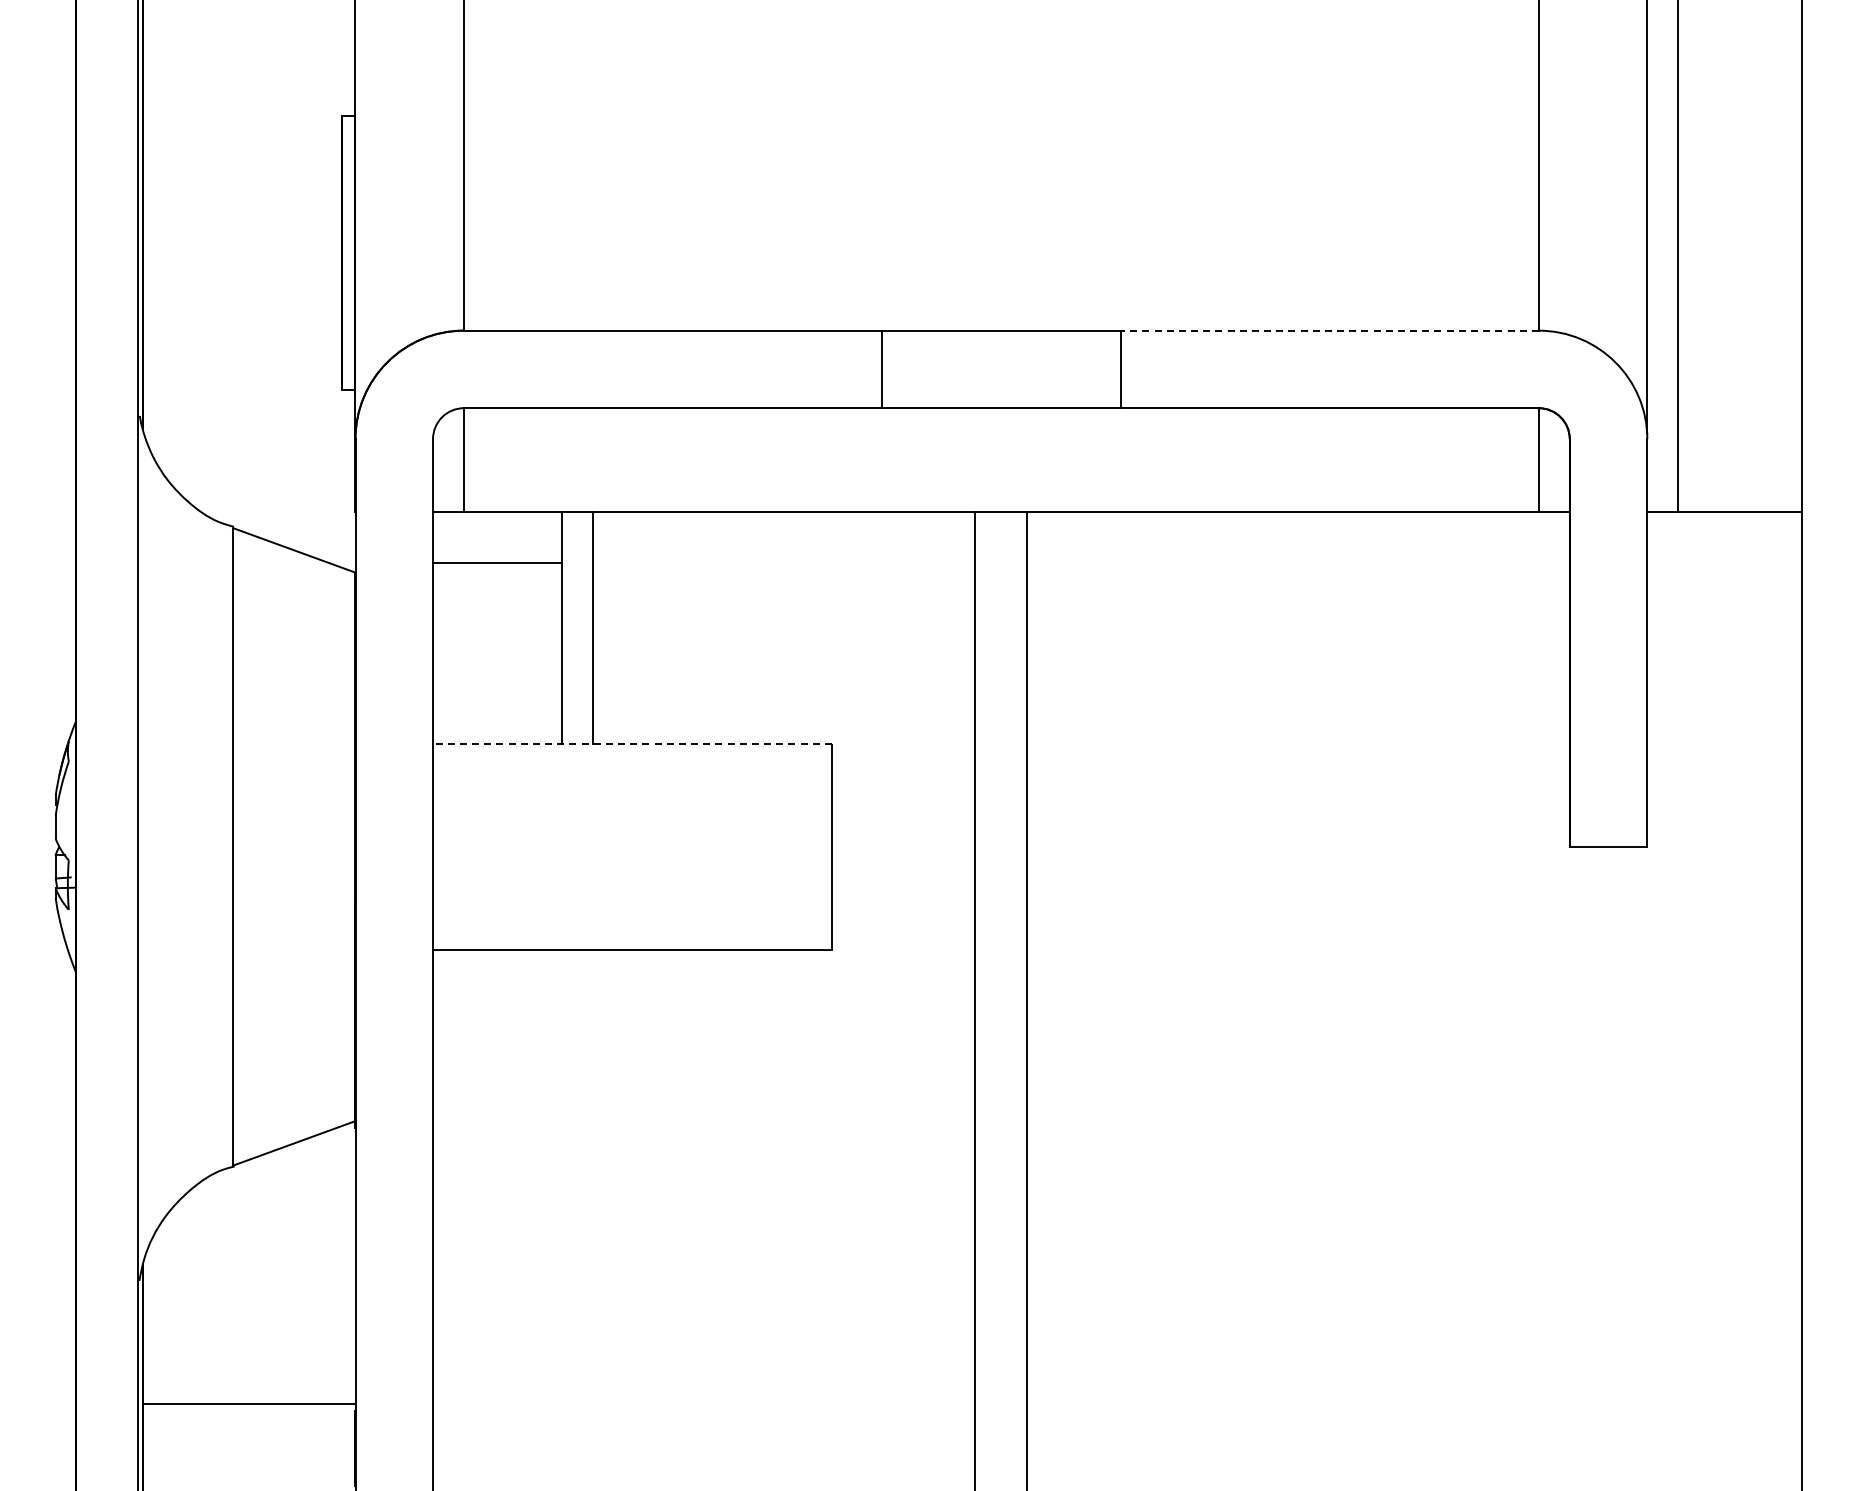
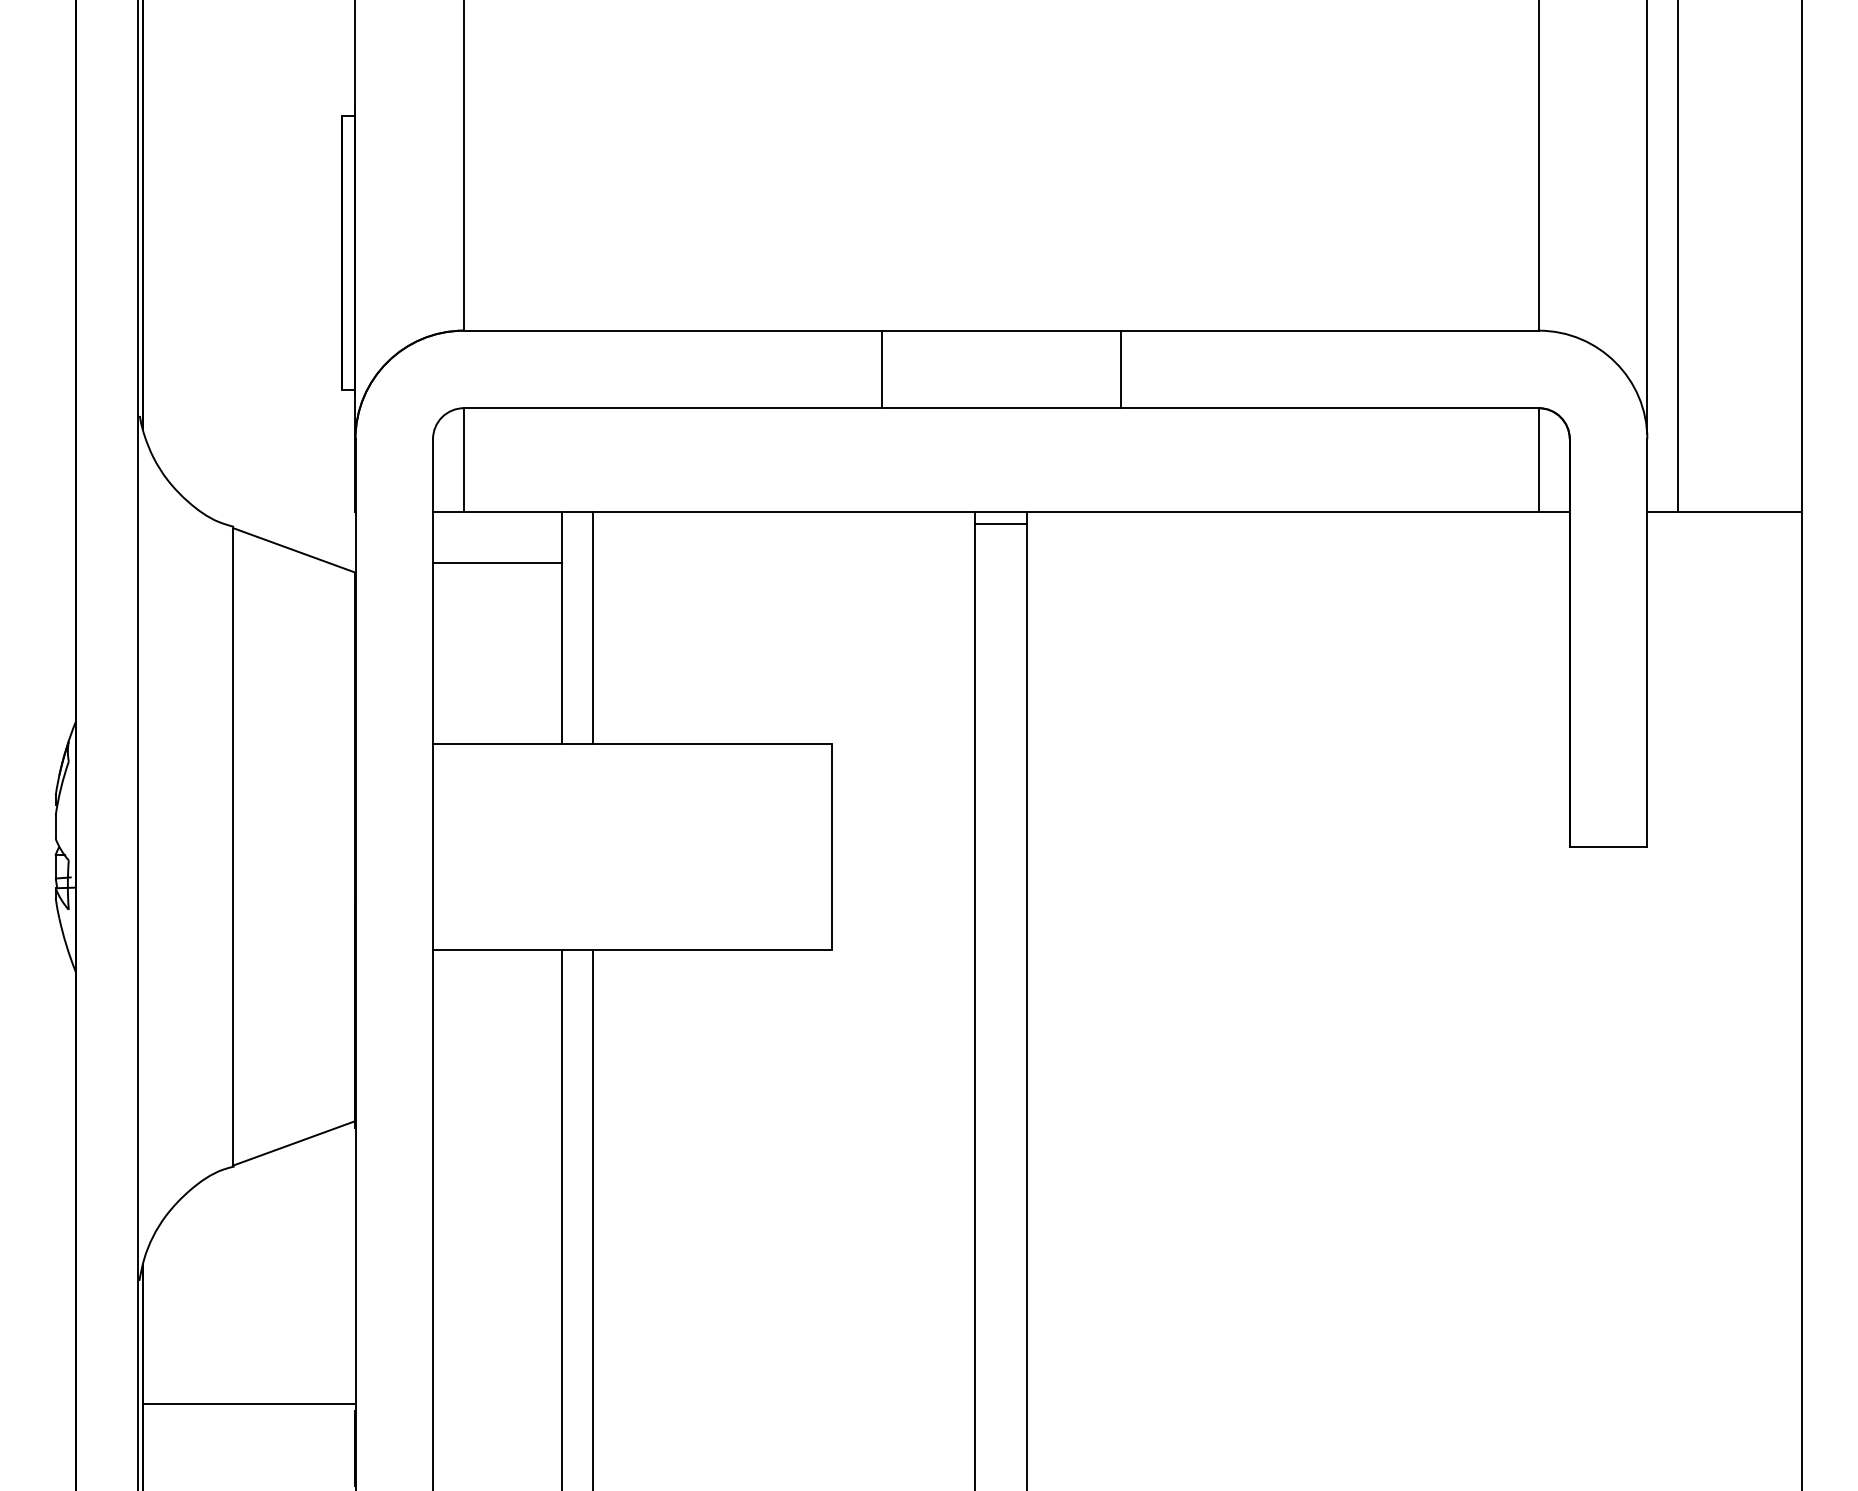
line: dashed -> solid (1329, 330)
line: none -> present (1001, 524)
line: dashed -> solid (631, 743)
line: none -> present (562, 1218)
line: none -> present (593, 1218)
